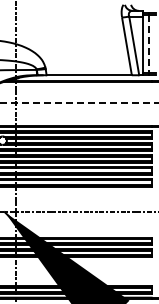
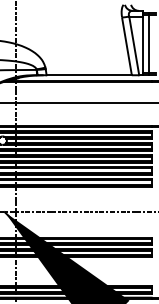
line: dashed -> solid (148, 44)
line: dashed -> solid (79, 102)
